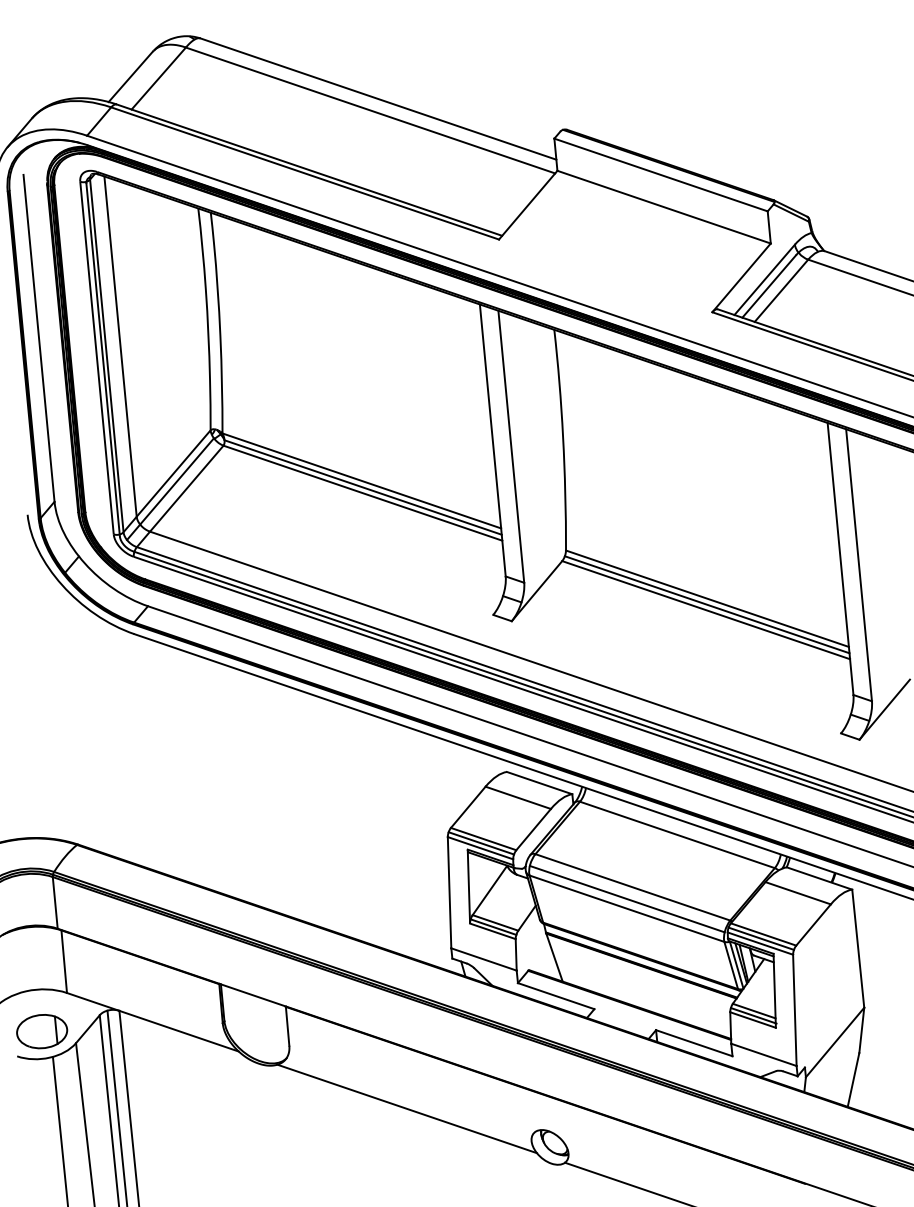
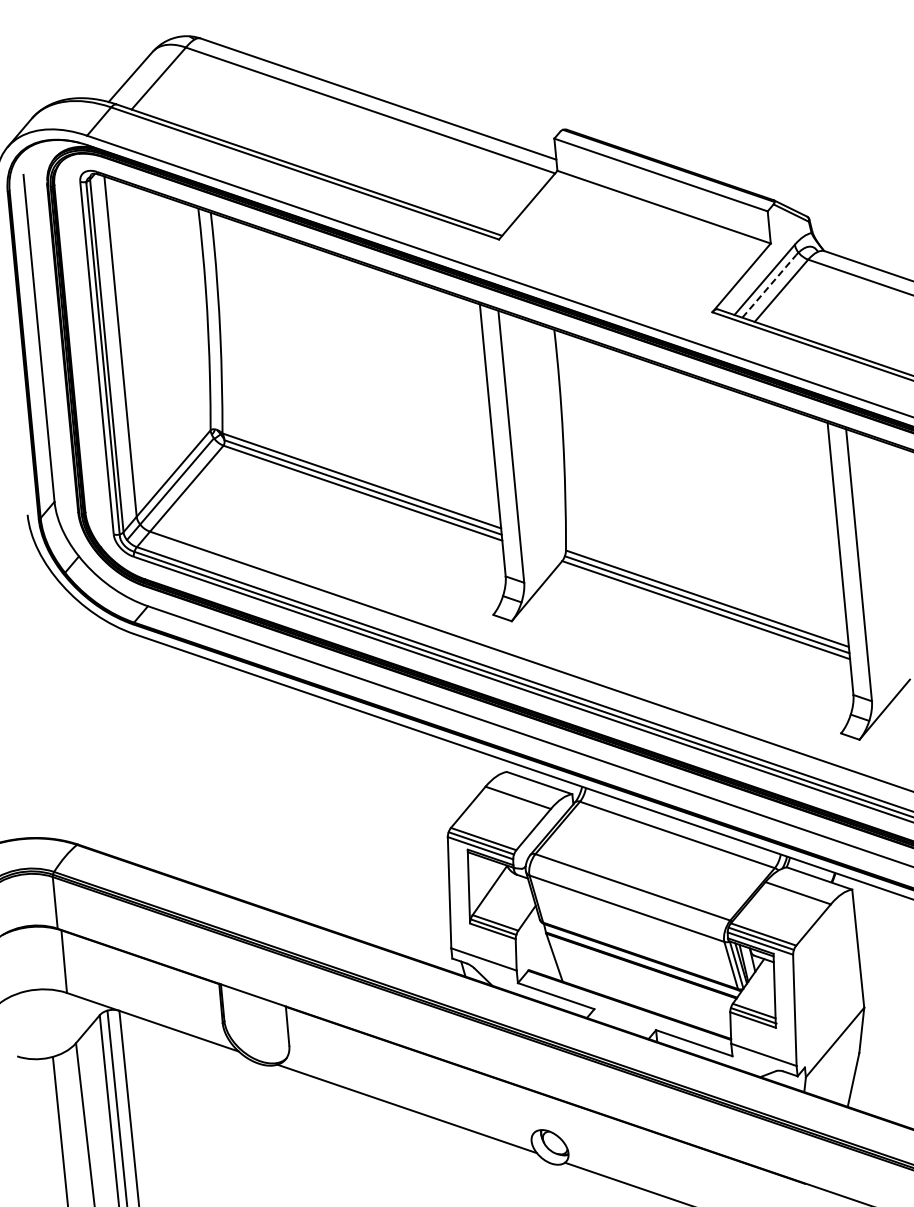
line: solid -> dashed (769, 286)
line: present -> none (626, 898)
part: present -> none (42, 1031)
